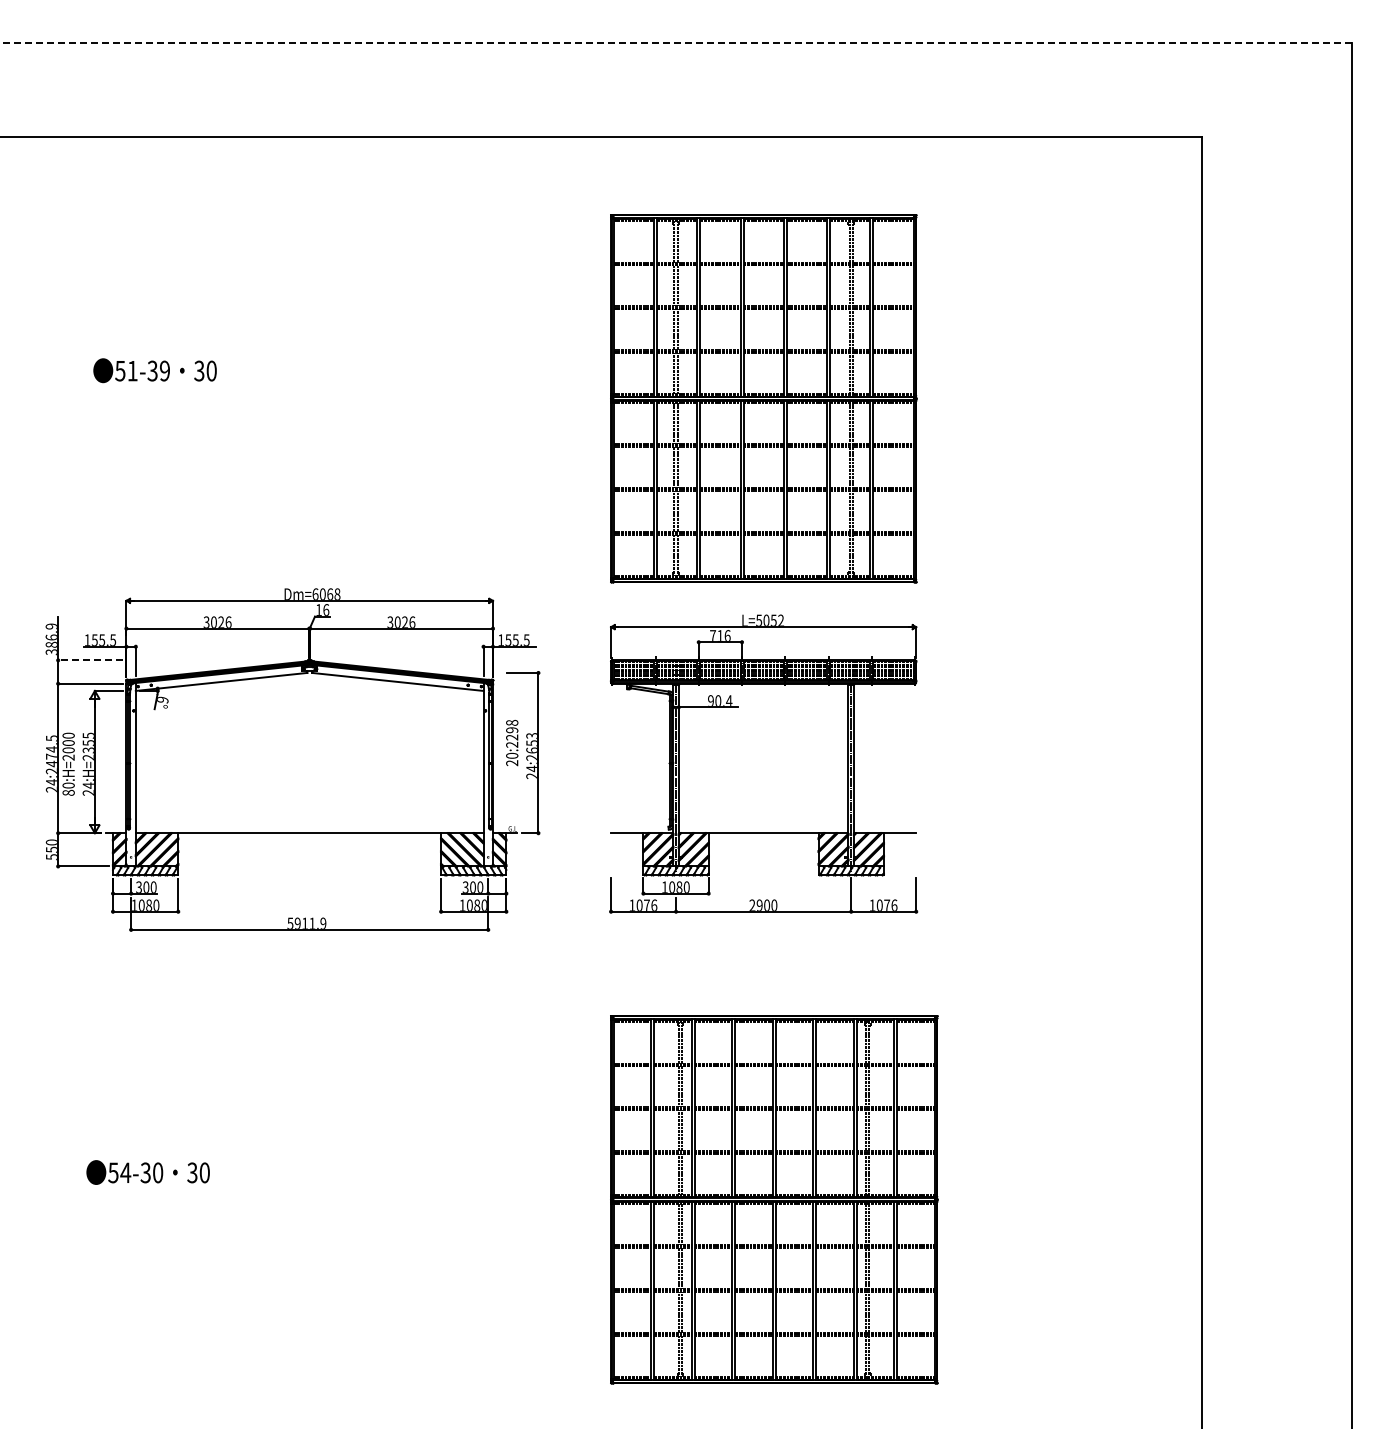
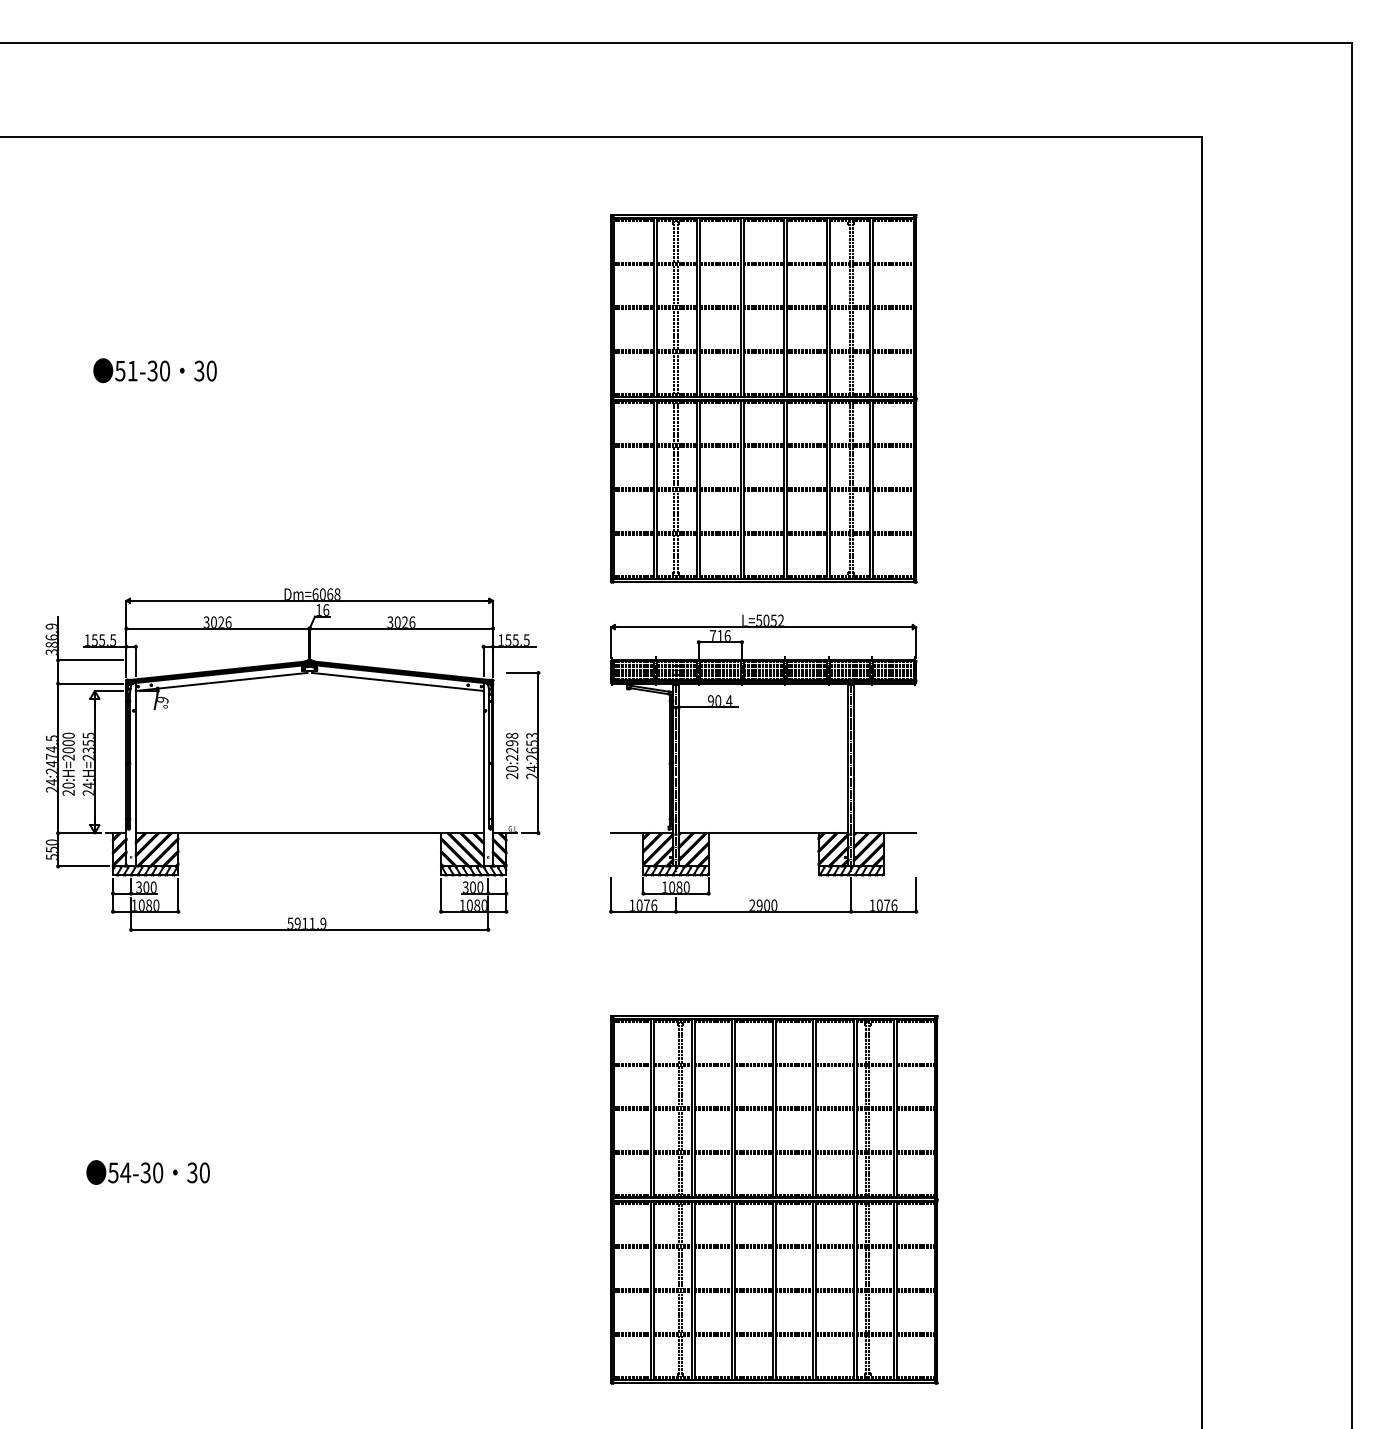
line: dashed -> solid (676, 42)
text: 51-39 -> 51-30 (165, 370)
line: dashed -> solid (90, 660)
text position: (512, 742) -> (512, 755) (512, 755)
text: 80:H=2000 -> 20:H=2000 (68, 792)
